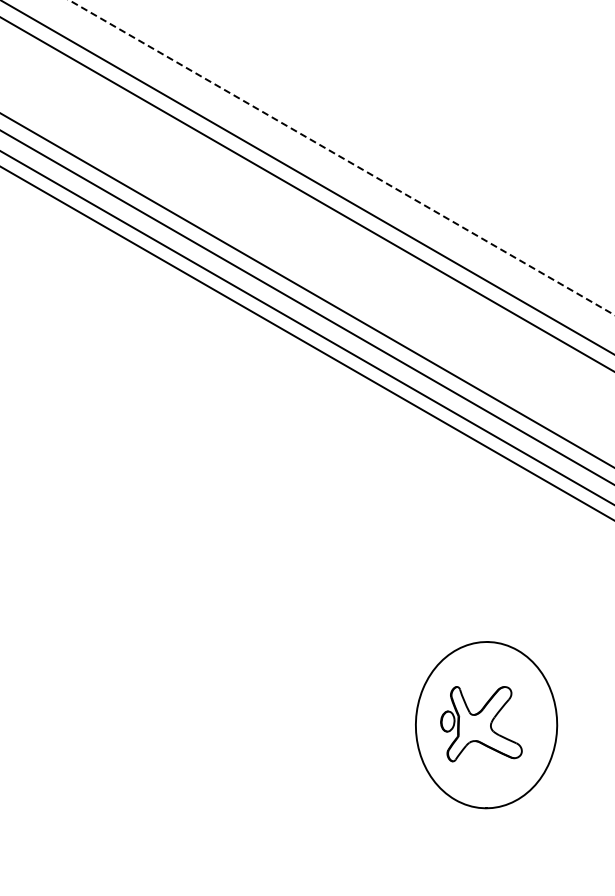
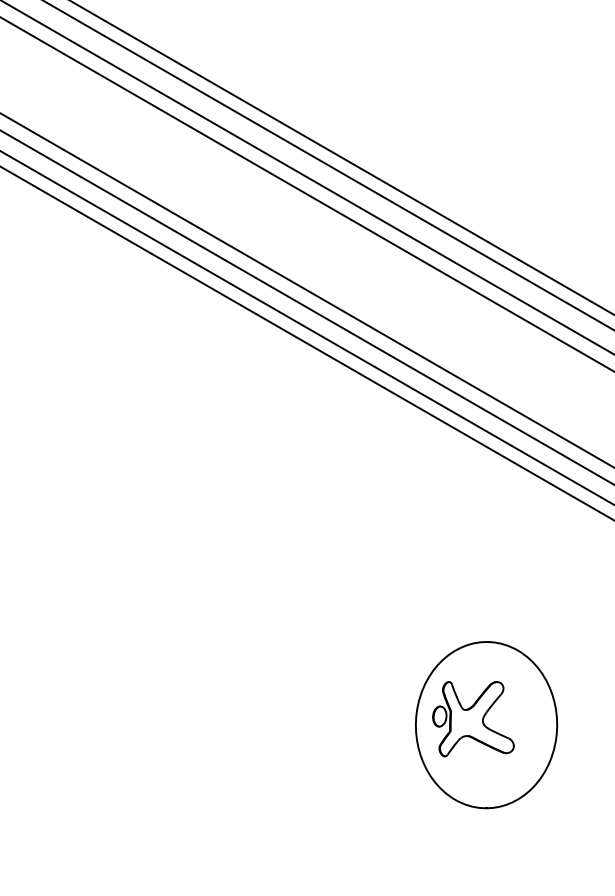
line: dashed -> solid (342, 157)
line: none -> present (328, 165)
part position: (481, 724) -> (473, 719) (473, 719)
